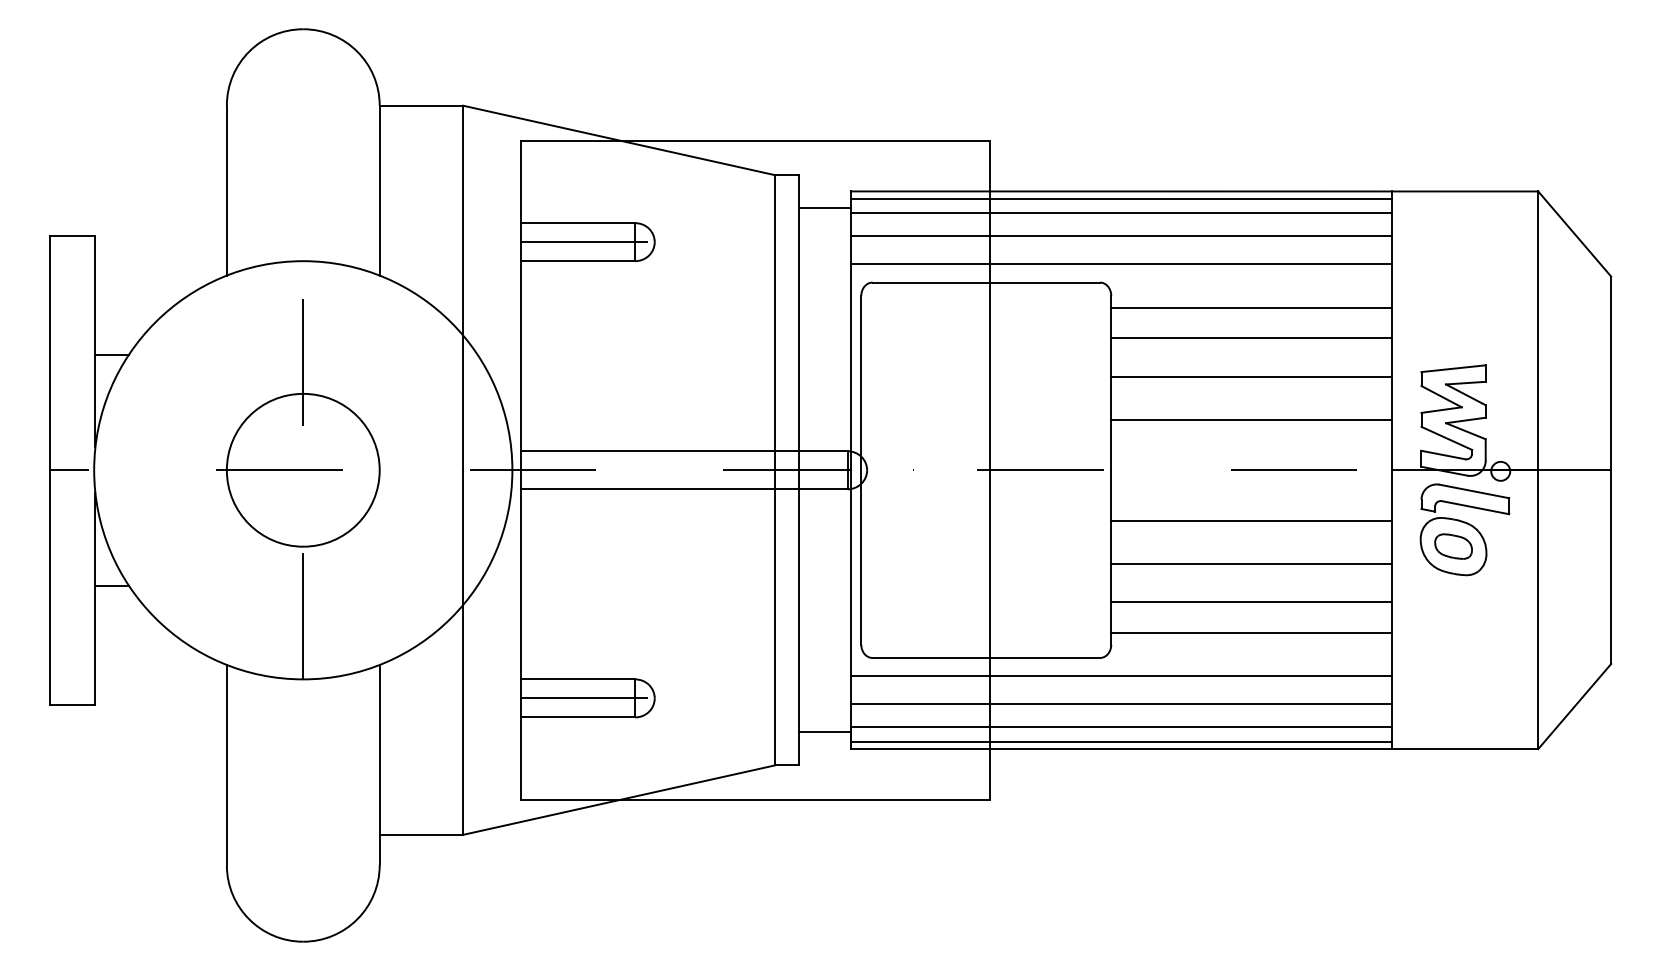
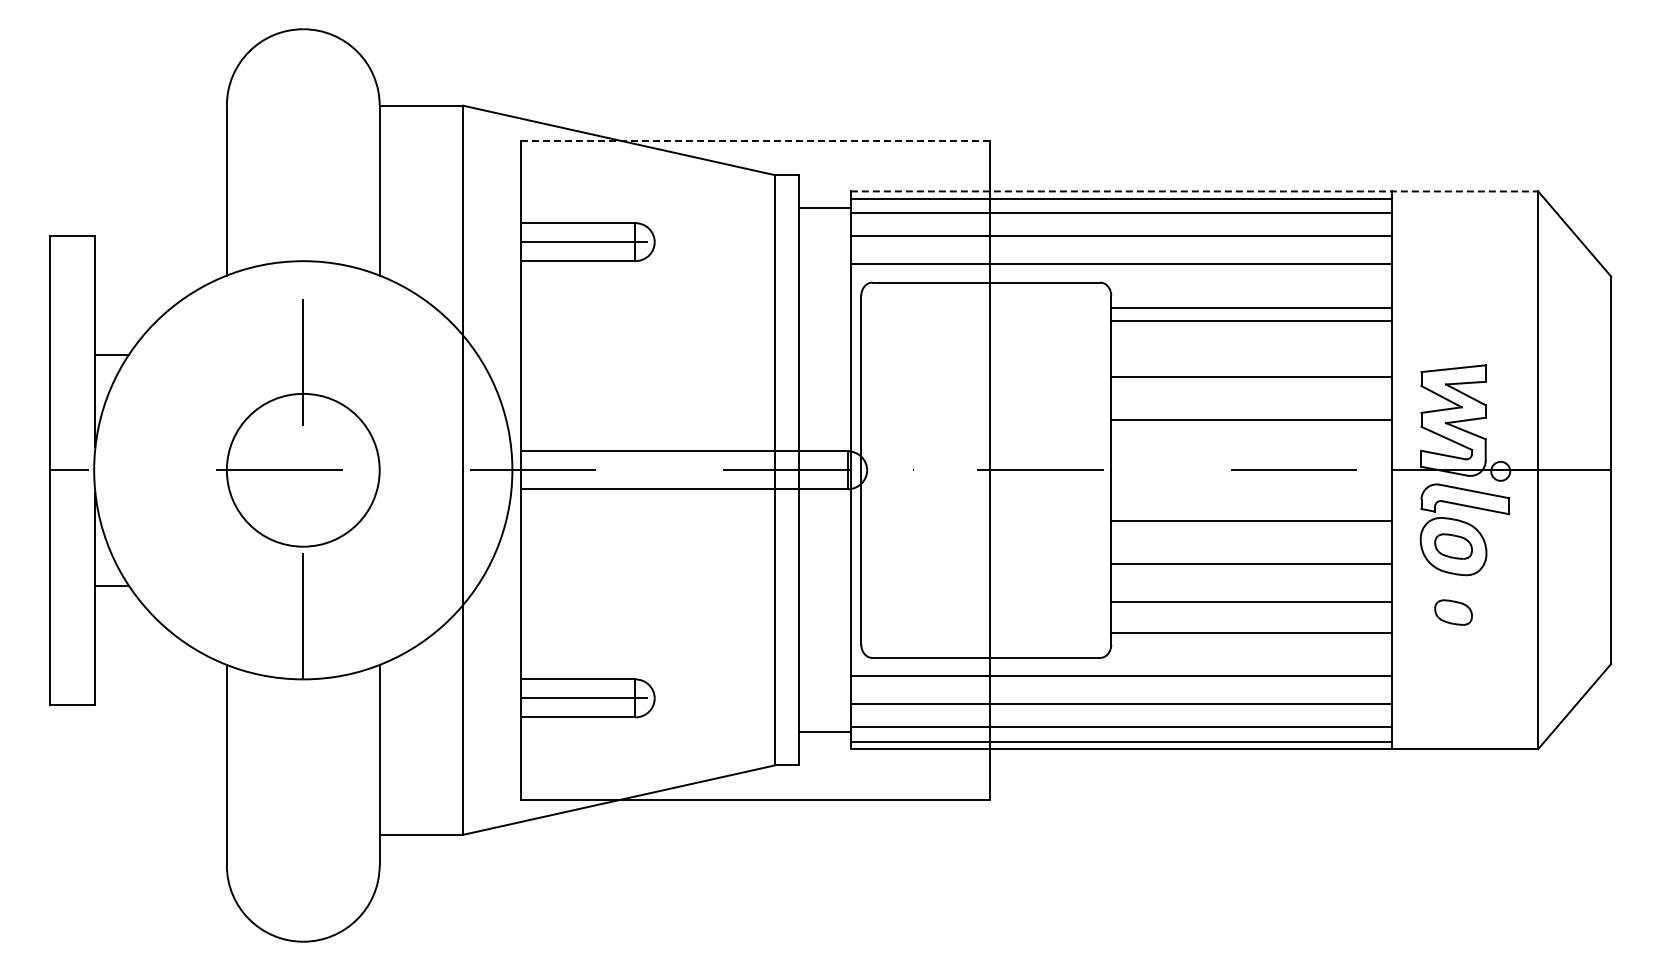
line: solid -> dashed (756, 140)
line: solid -> dashed (1194, 191)
line position: (1251, 338) -> (1251, 321) (1251, 321)
part: none -> present (1453, 612)
